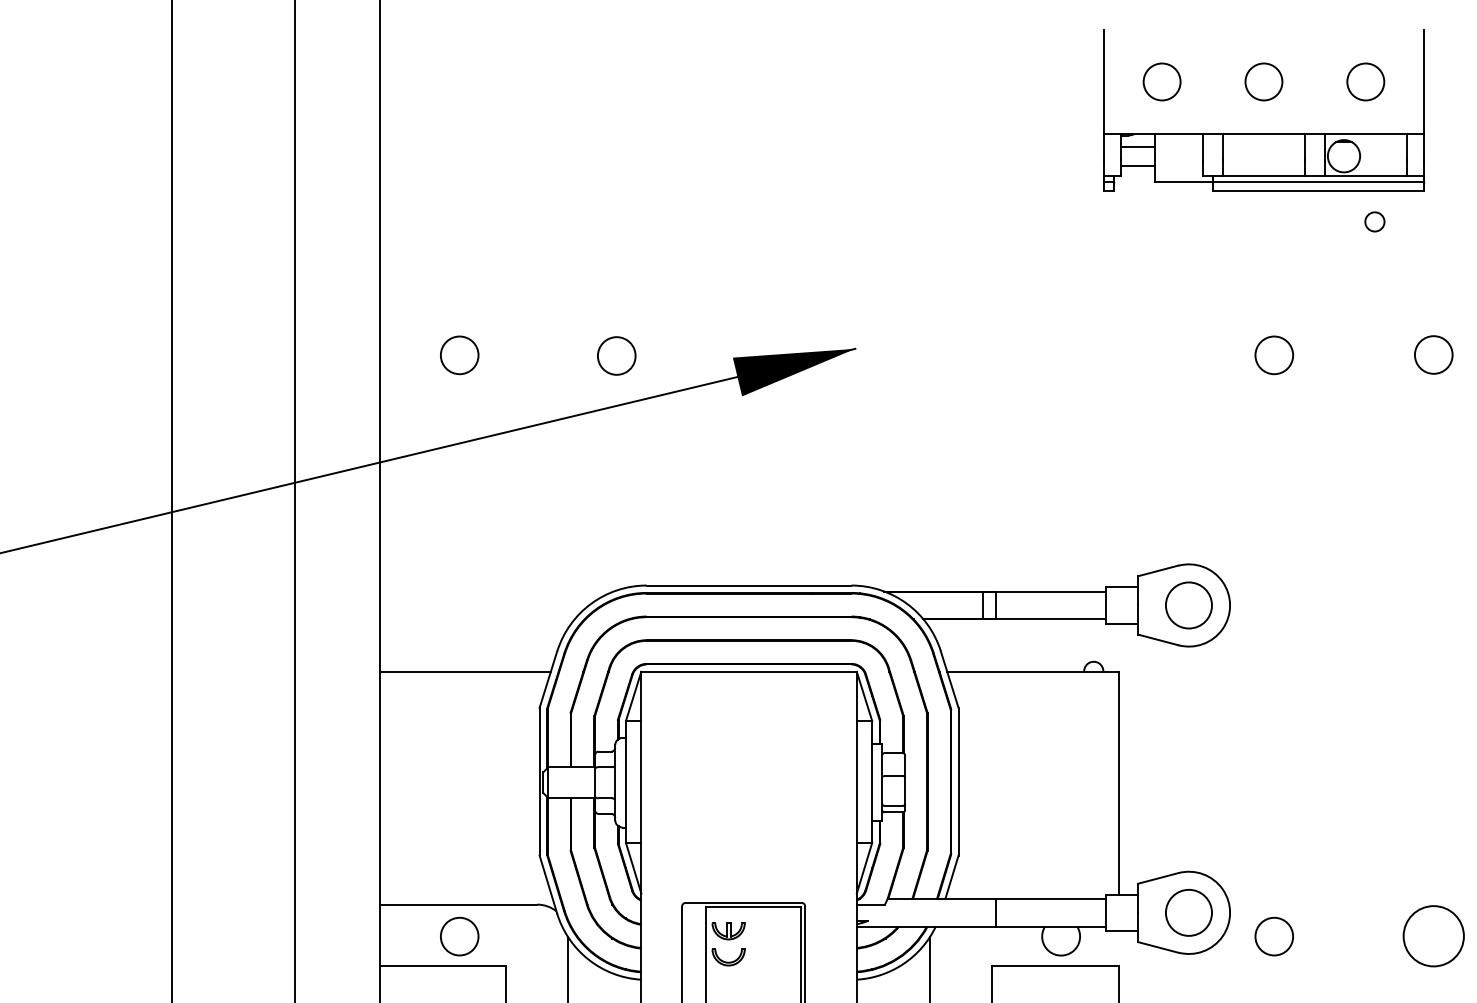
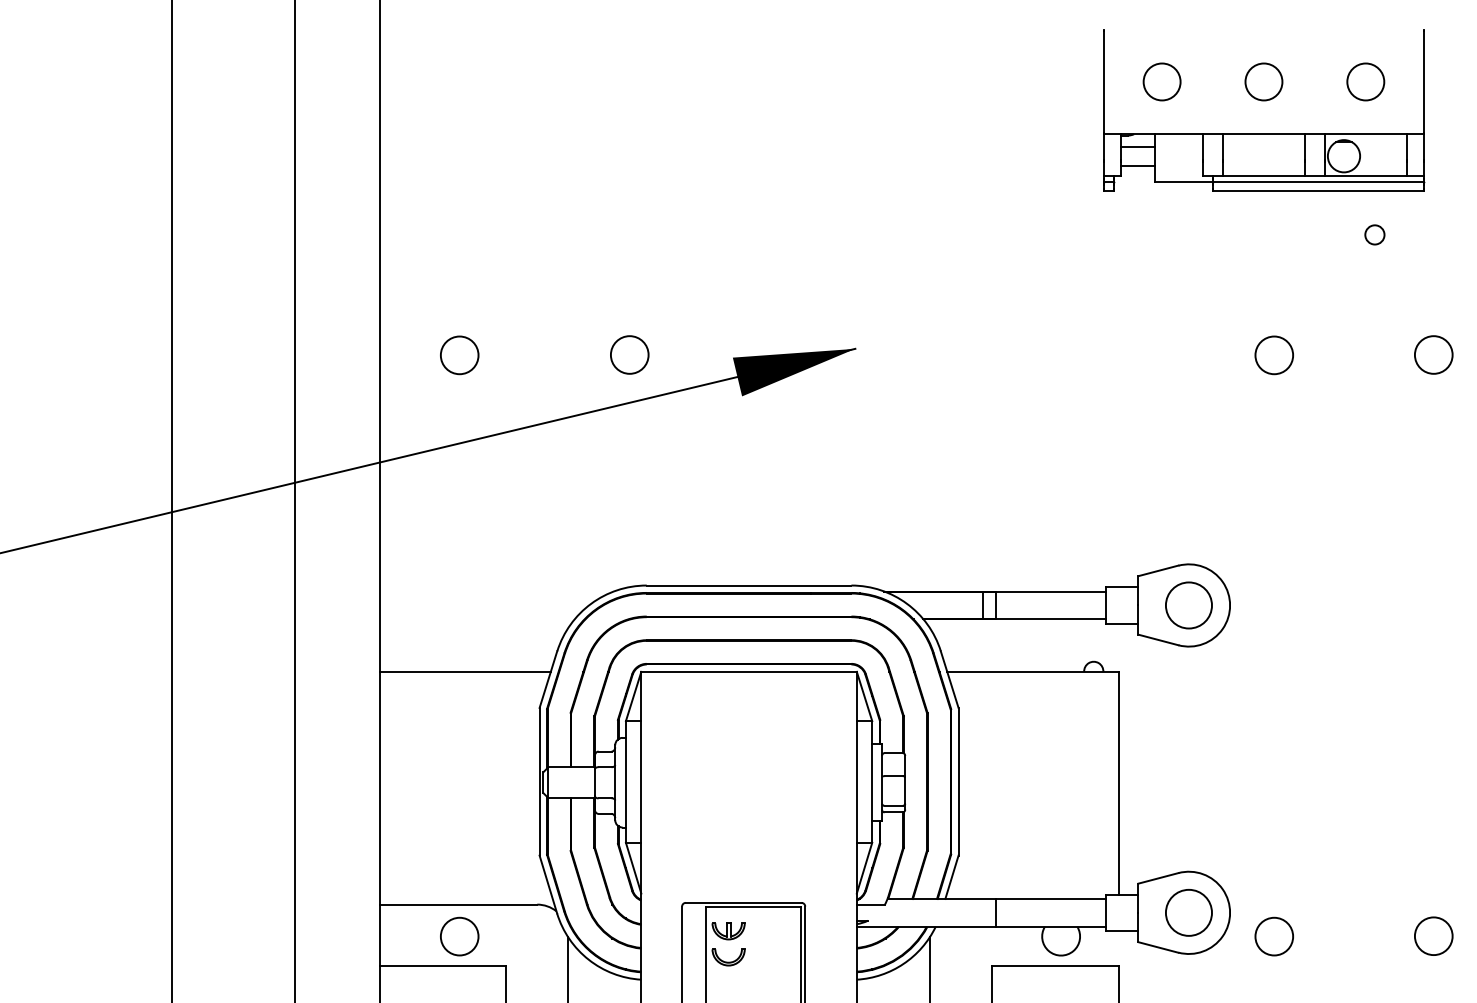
circle position: (1374, 221) -> (1374, 234) (1374, 234)
circle position: (616, 355) -> (629, 354) (629, 354)
circle diameter: 60 px -> 38 px (1433, 936)
